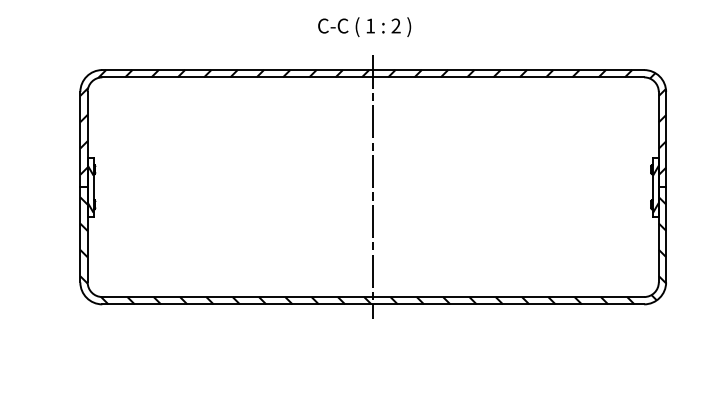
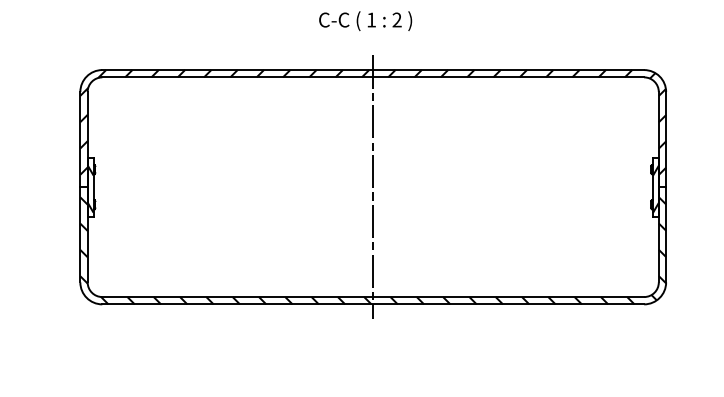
text position: (364, 26) -> (365, 20) (365, 20)
